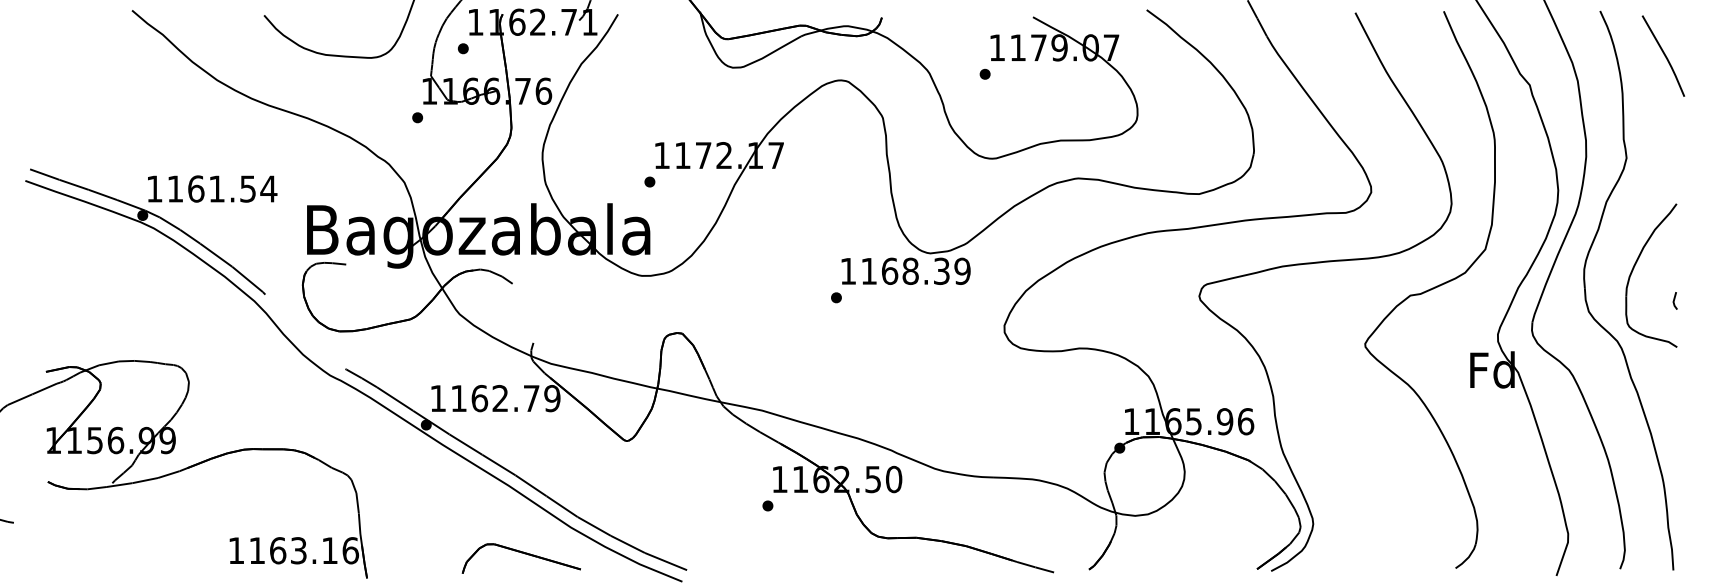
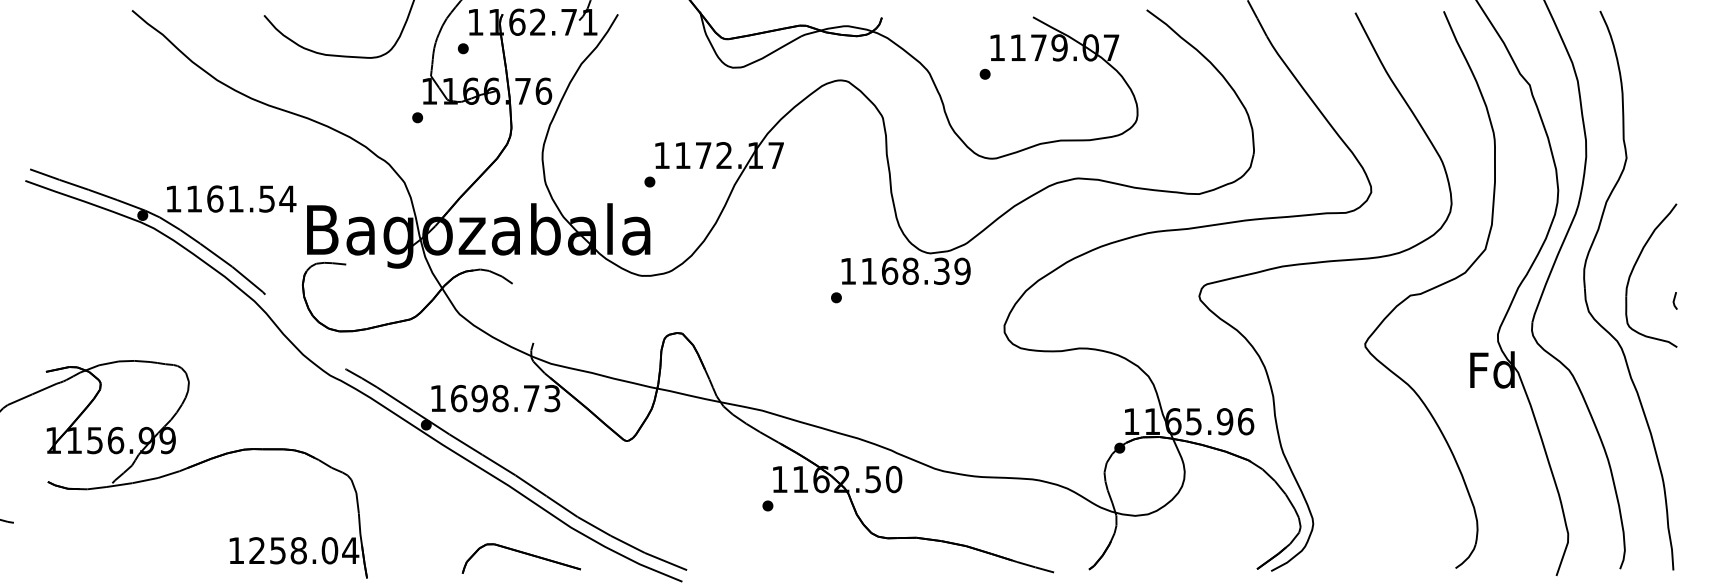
line: present -> none (1663, 54)
text position: (212, 188) -> (231, 198) (231, 198)
text: 1162.79 -> 1698.73 (505, 398)
text: 1163.16 -> 1258.04 (304, 550)
